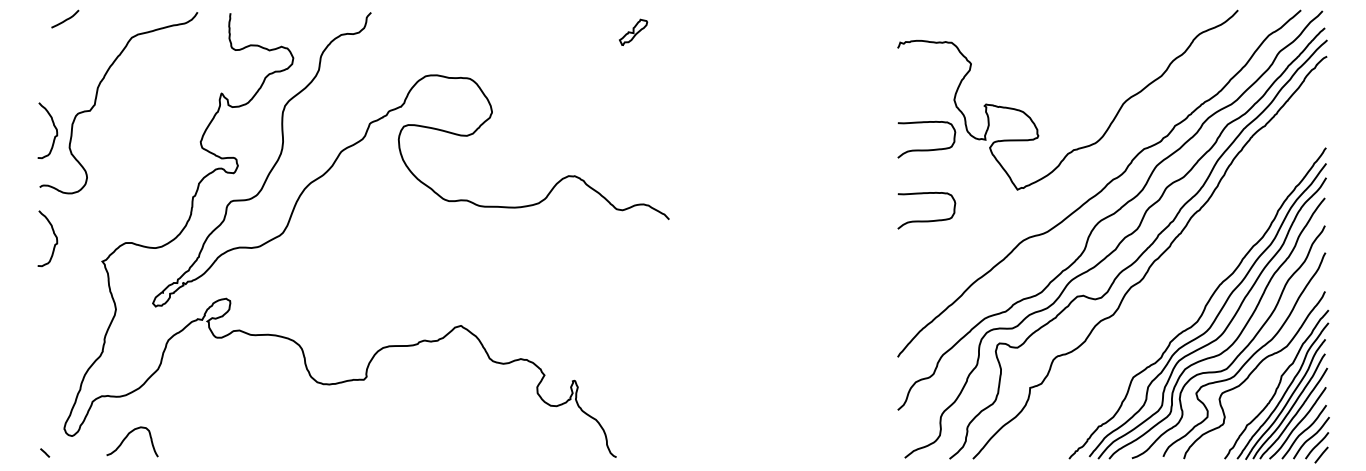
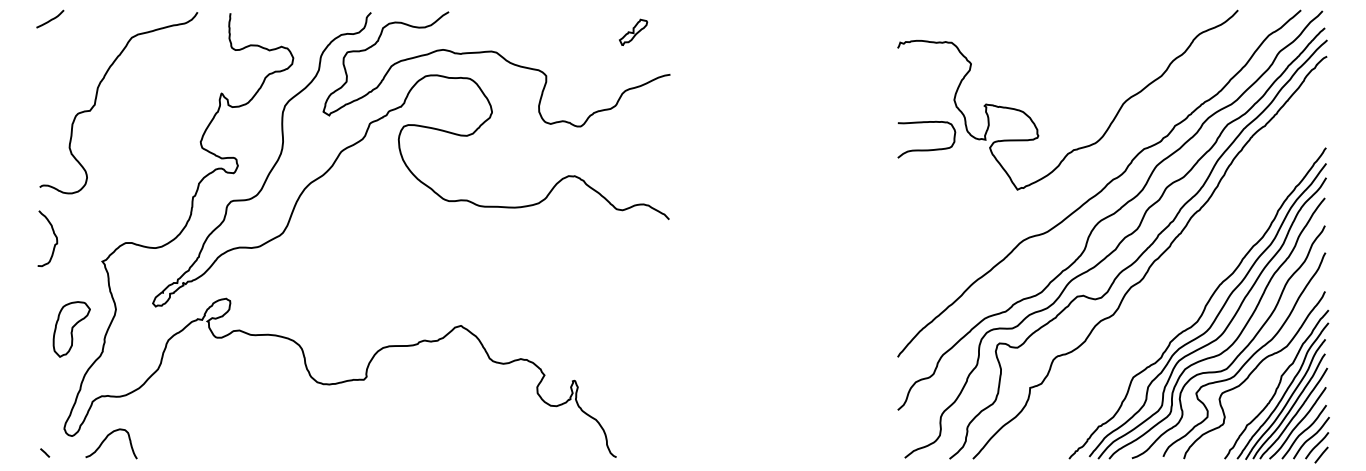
curve position: (66, 18) -> (51, 18) (51, 18)
curve: none -> present (504, 60)
curve: present -> none (53, 126)
curve: present -> none (926, 220)
part: none -> present (71, 329)
curve position: (127, 437) -> (106, 439) (106, 439)
